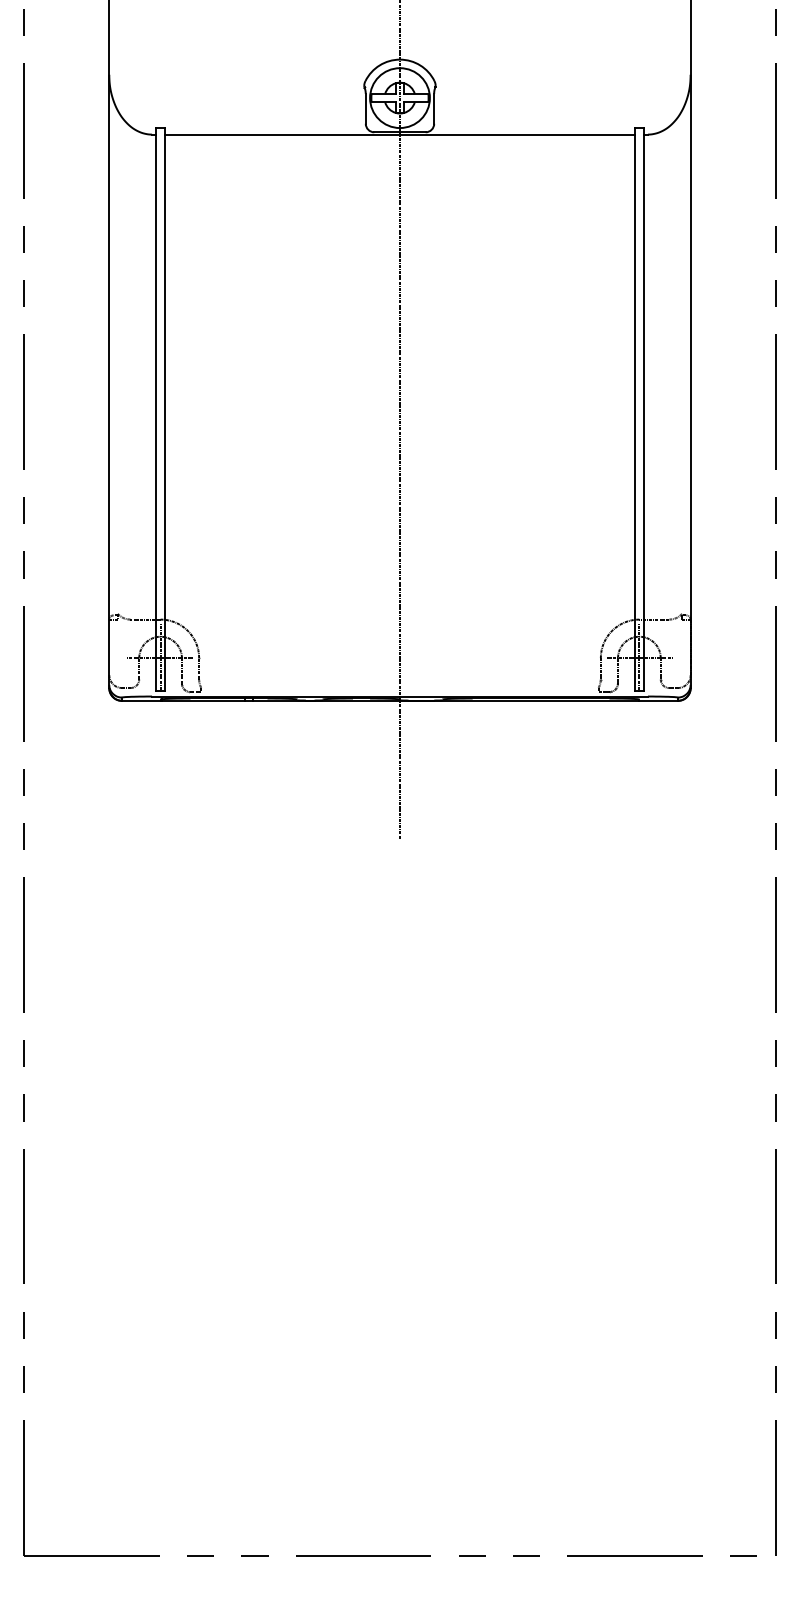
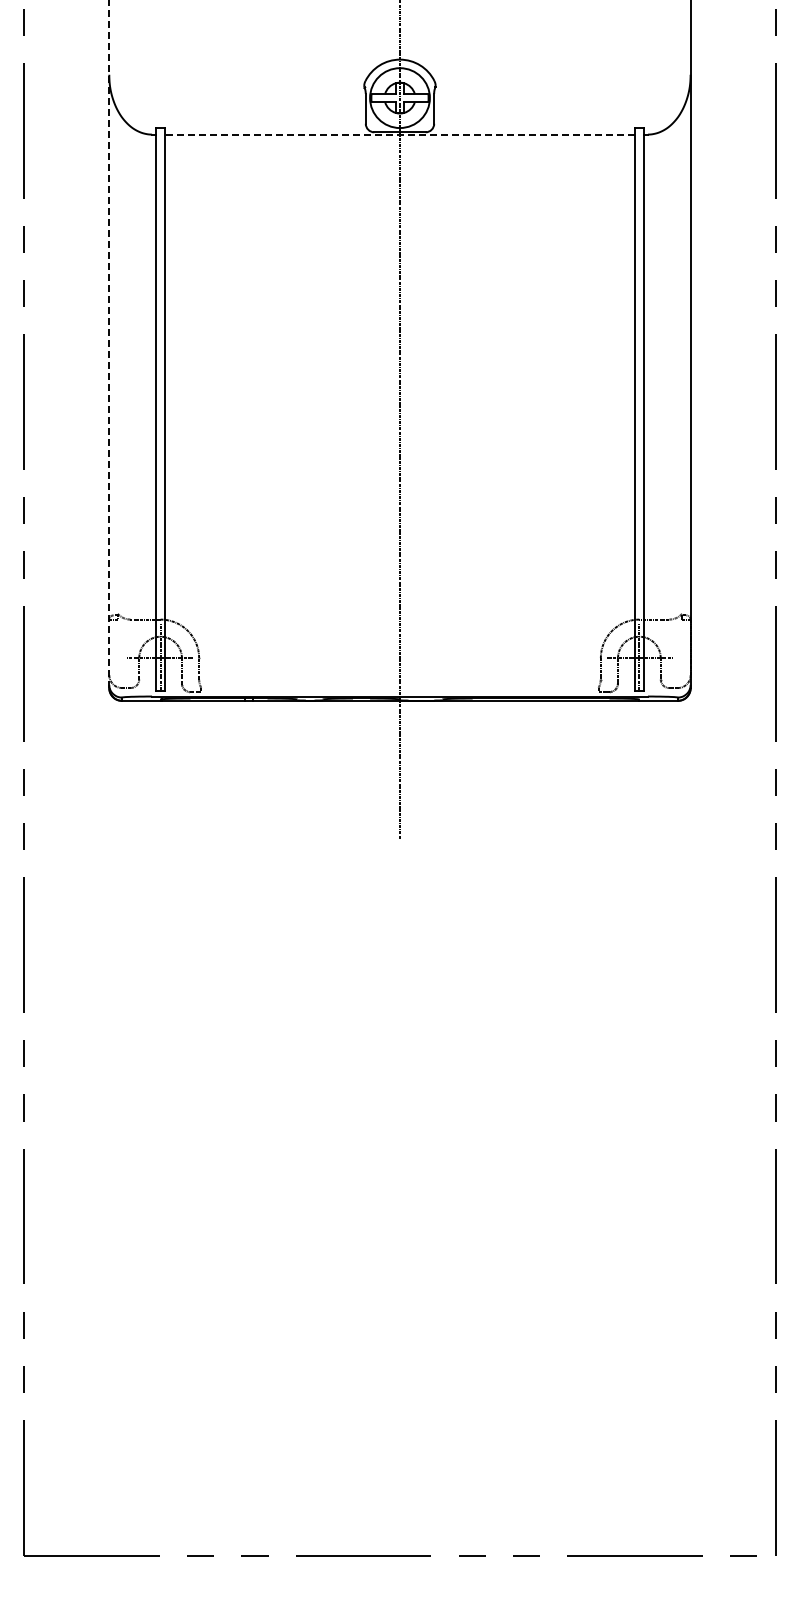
line: solid -> dashed (399, 134)
line: solid -> dashed (109, 344)
